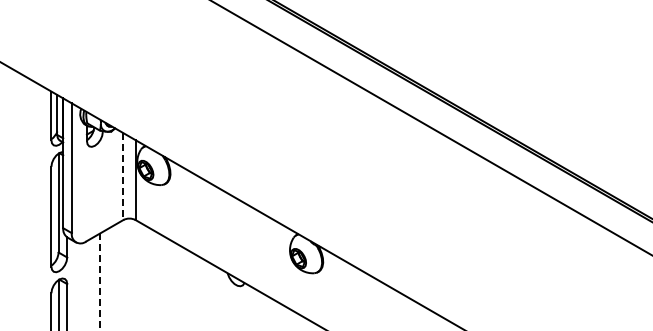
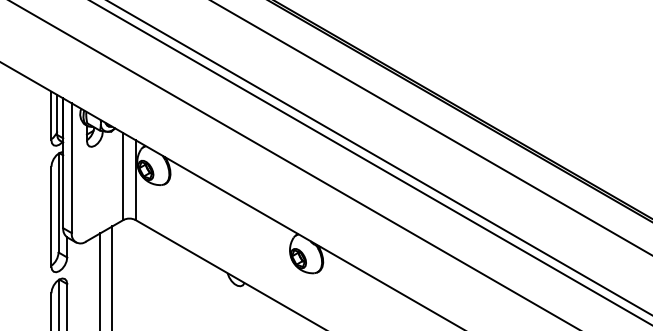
line: none -> present (379, 157)
line: none -> present (370, 162)
line: none -> present (293, 164)
line: dashed -> solid (123, 177)
line: none -> present (112, 276)
line: dashed -> solid (100, 282)
